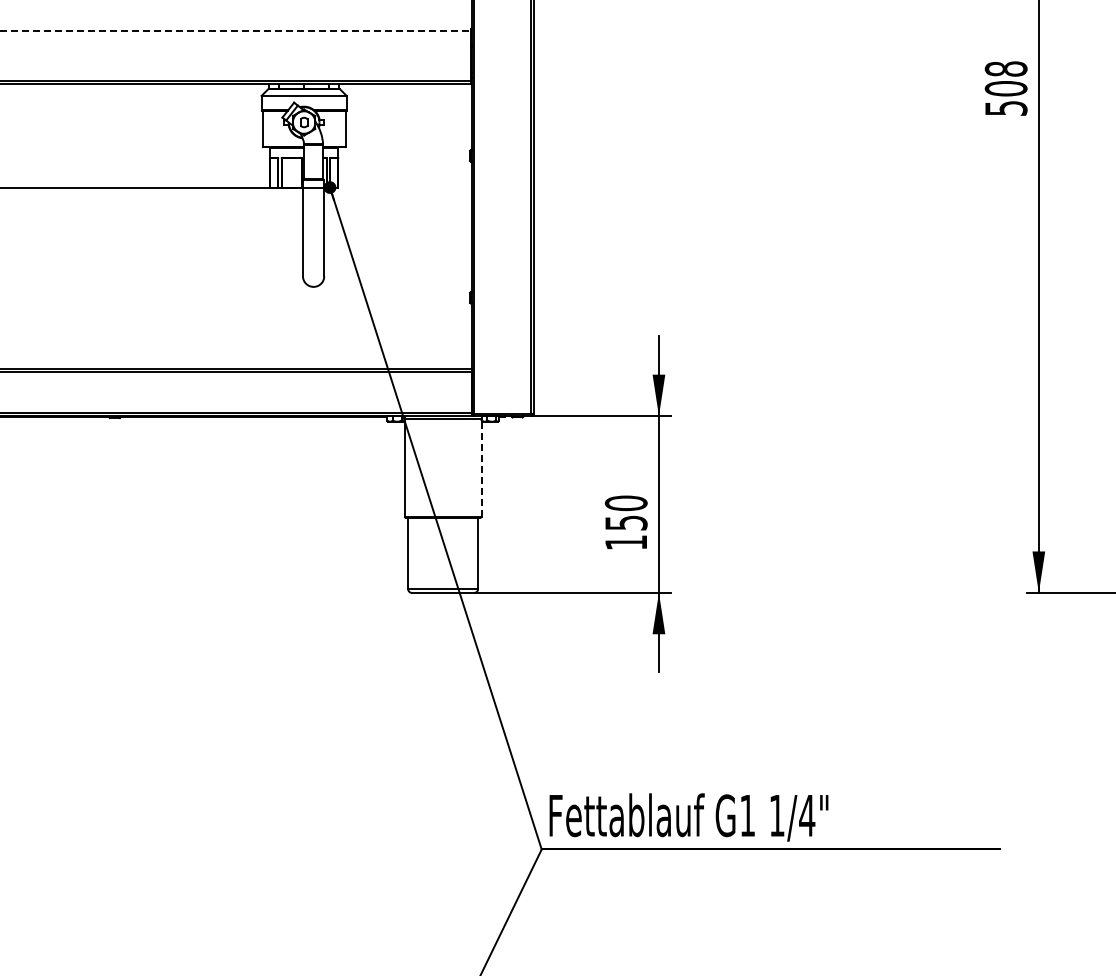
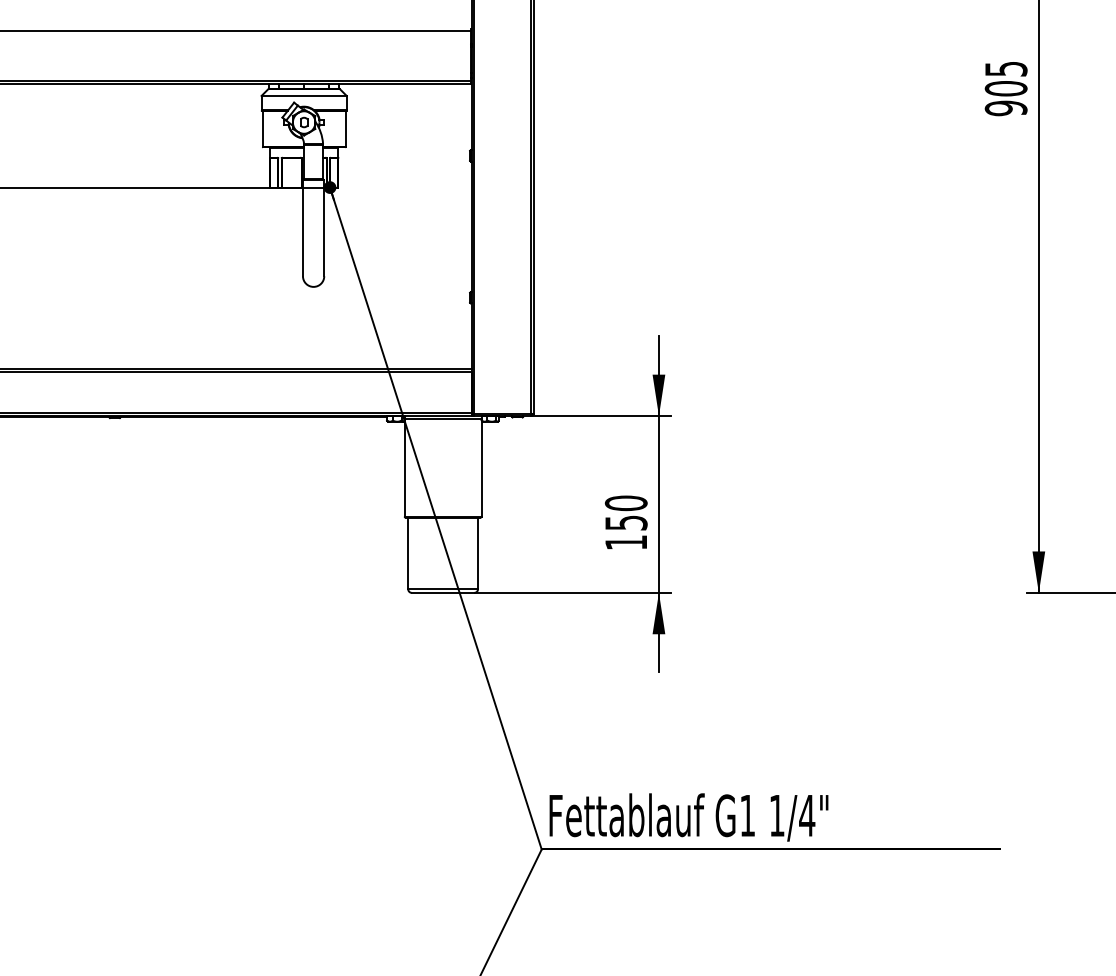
line: dashed -> solid (236, 31)
text: 508 -> 905 (1005, 88)
line: dashed -> solid (481, 467)
